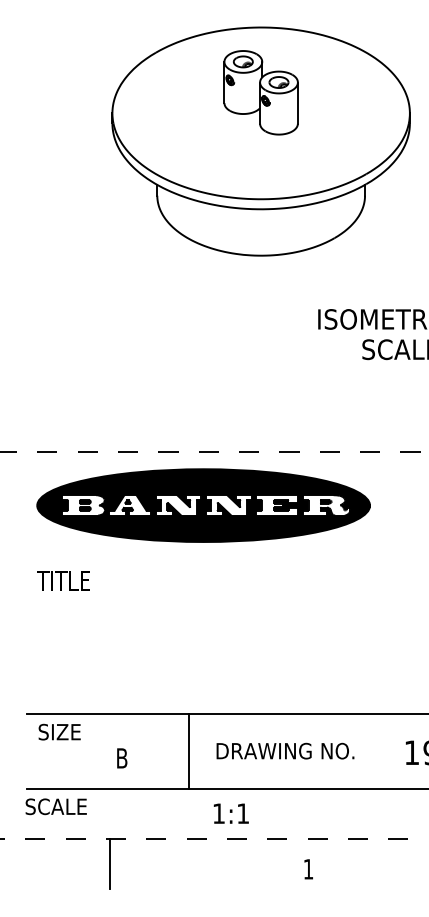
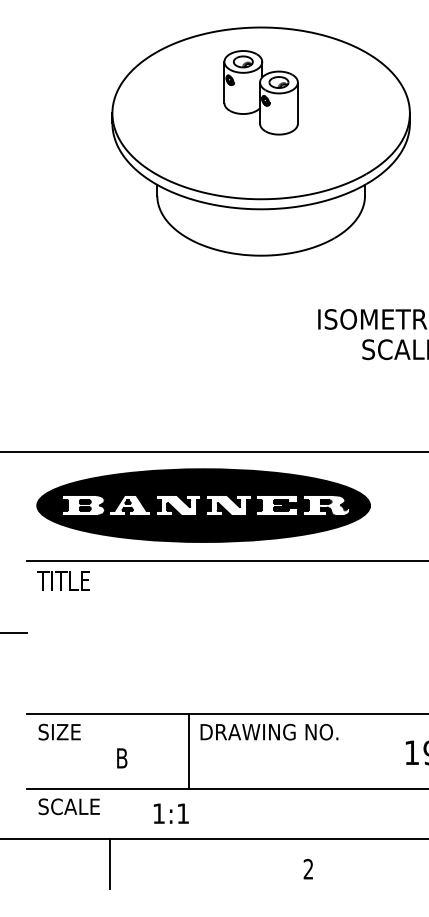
line: dashed -> solid (214, 451)
line: none -> present (226, 560)
line: none -> present (14, 633)
text position: (285, 750) -> (269, 731) (269, 731)
text position: (55, 806) -> (68, 806) (68, 806)
text position: (230, 813) -> (170, 813) (170, 813)
line: dashed -> solid (214, 839)
text: 1 -> 2 (307, 869)
